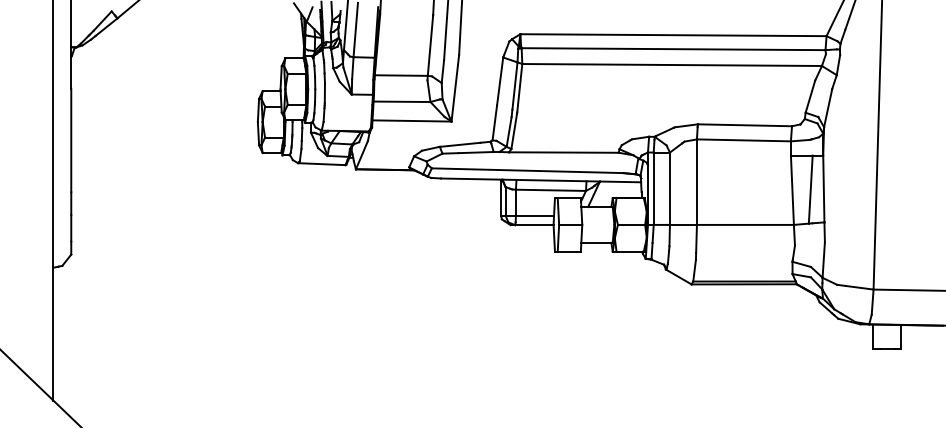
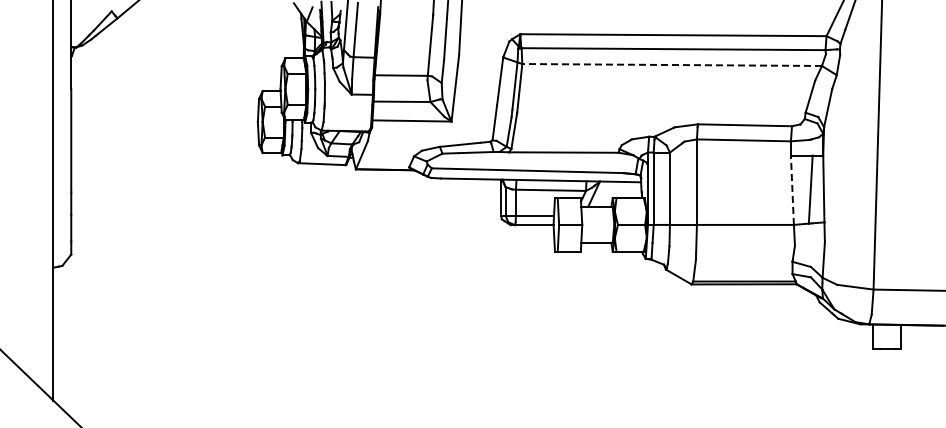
line: solid -> dashed (672, 65)
line: solid -> dashed (792, 190)
